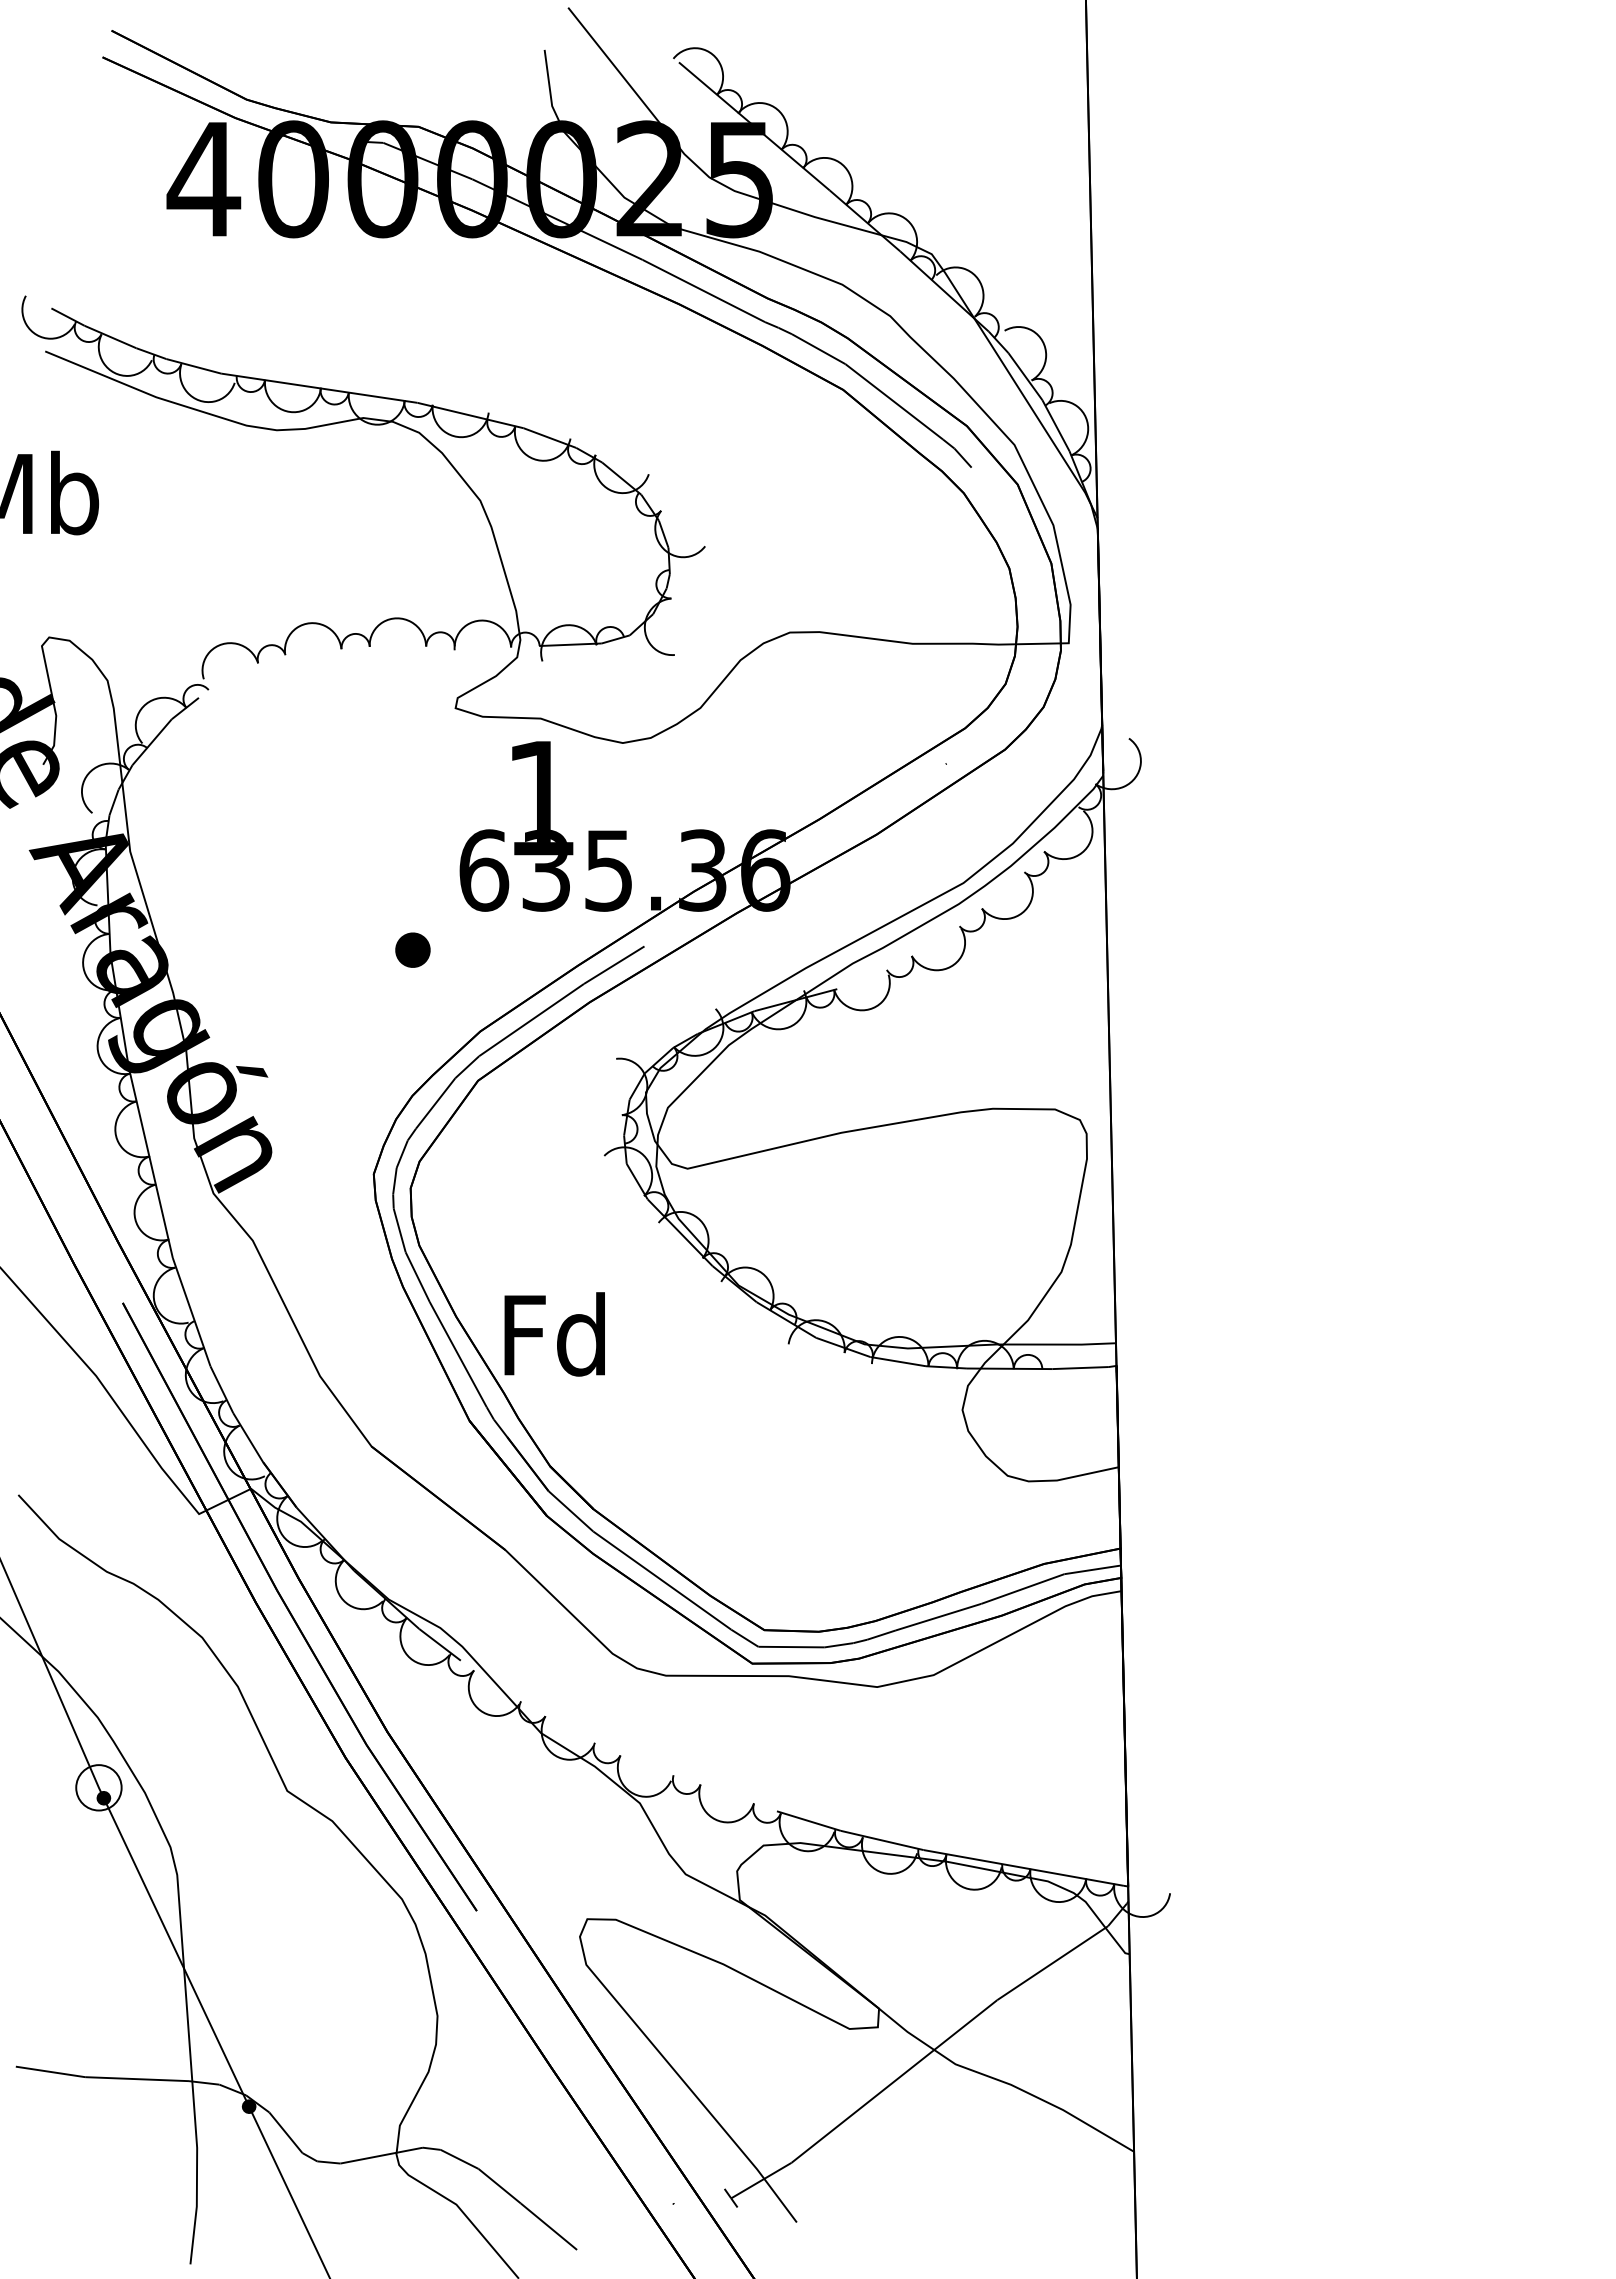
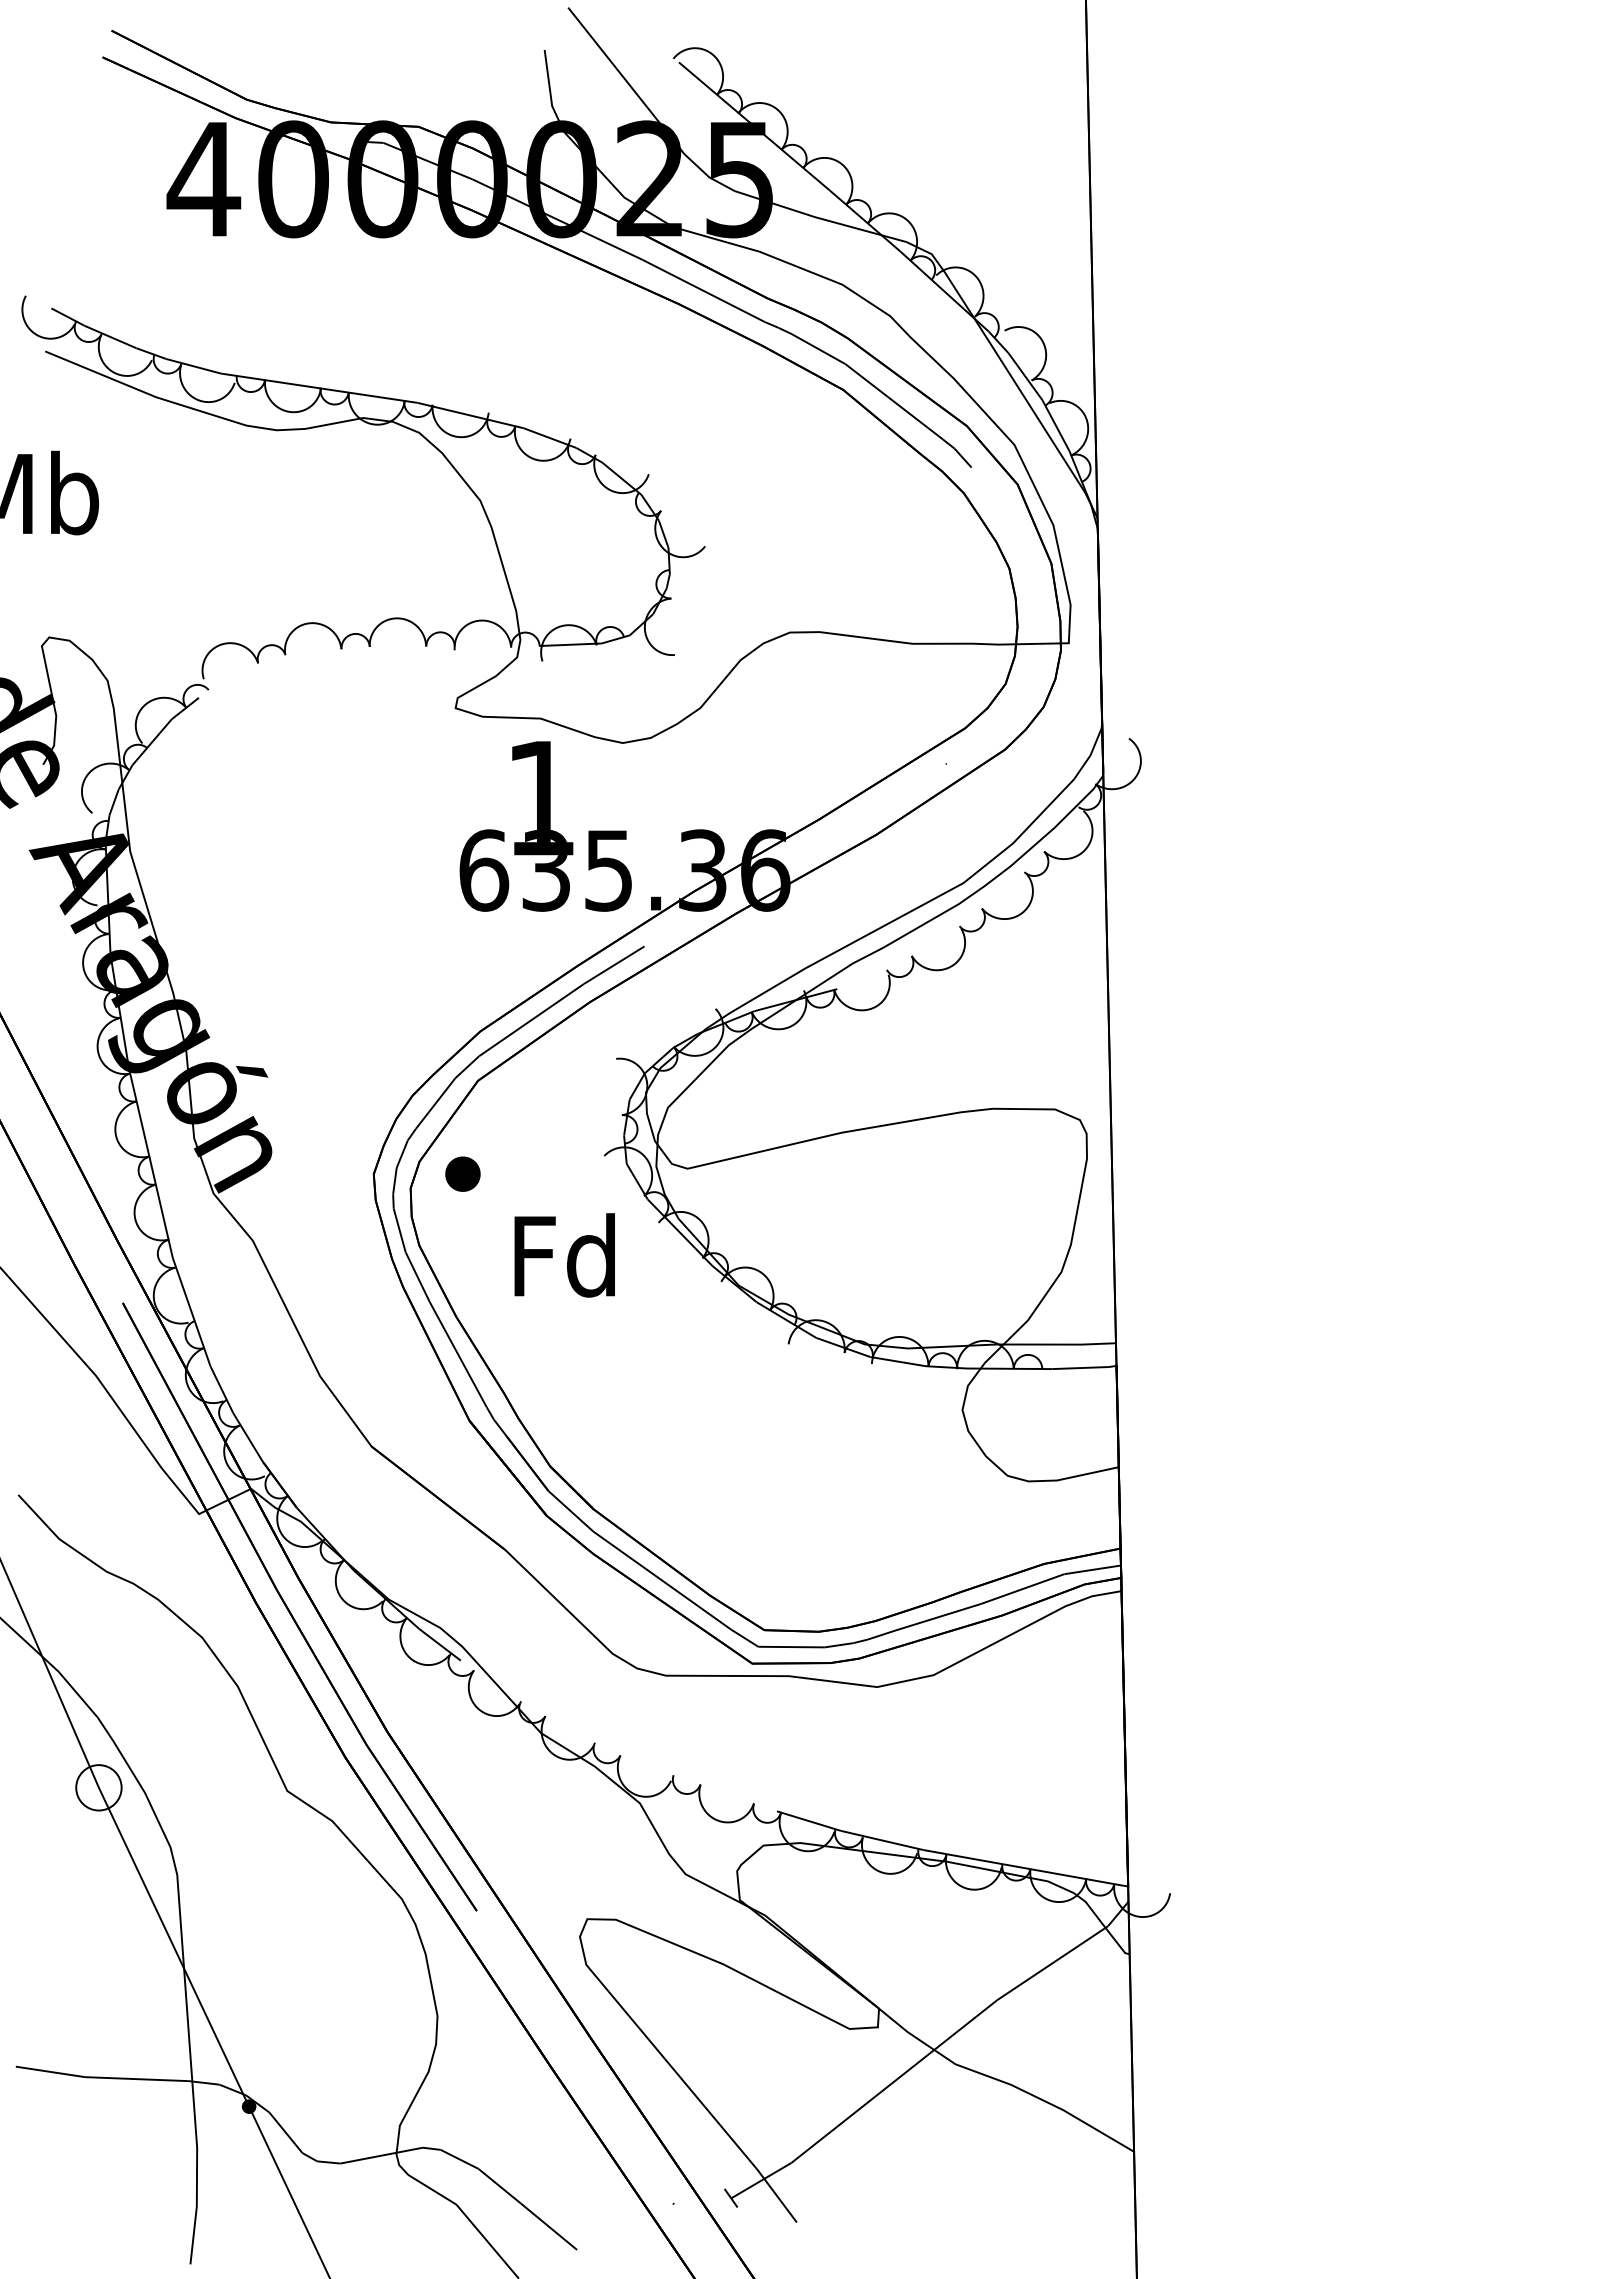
part position: (412, 949) -> (462, 1173) (462, 1173)
text position: (554, 1334) -> (564, 1255) (564, 1255)
fill: present -> none (103, 1798)
